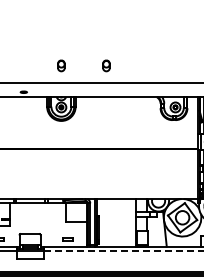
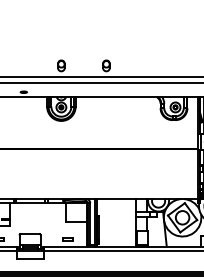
line: none -> present (101, 76)
line: dashed -> solid (123, 251)
